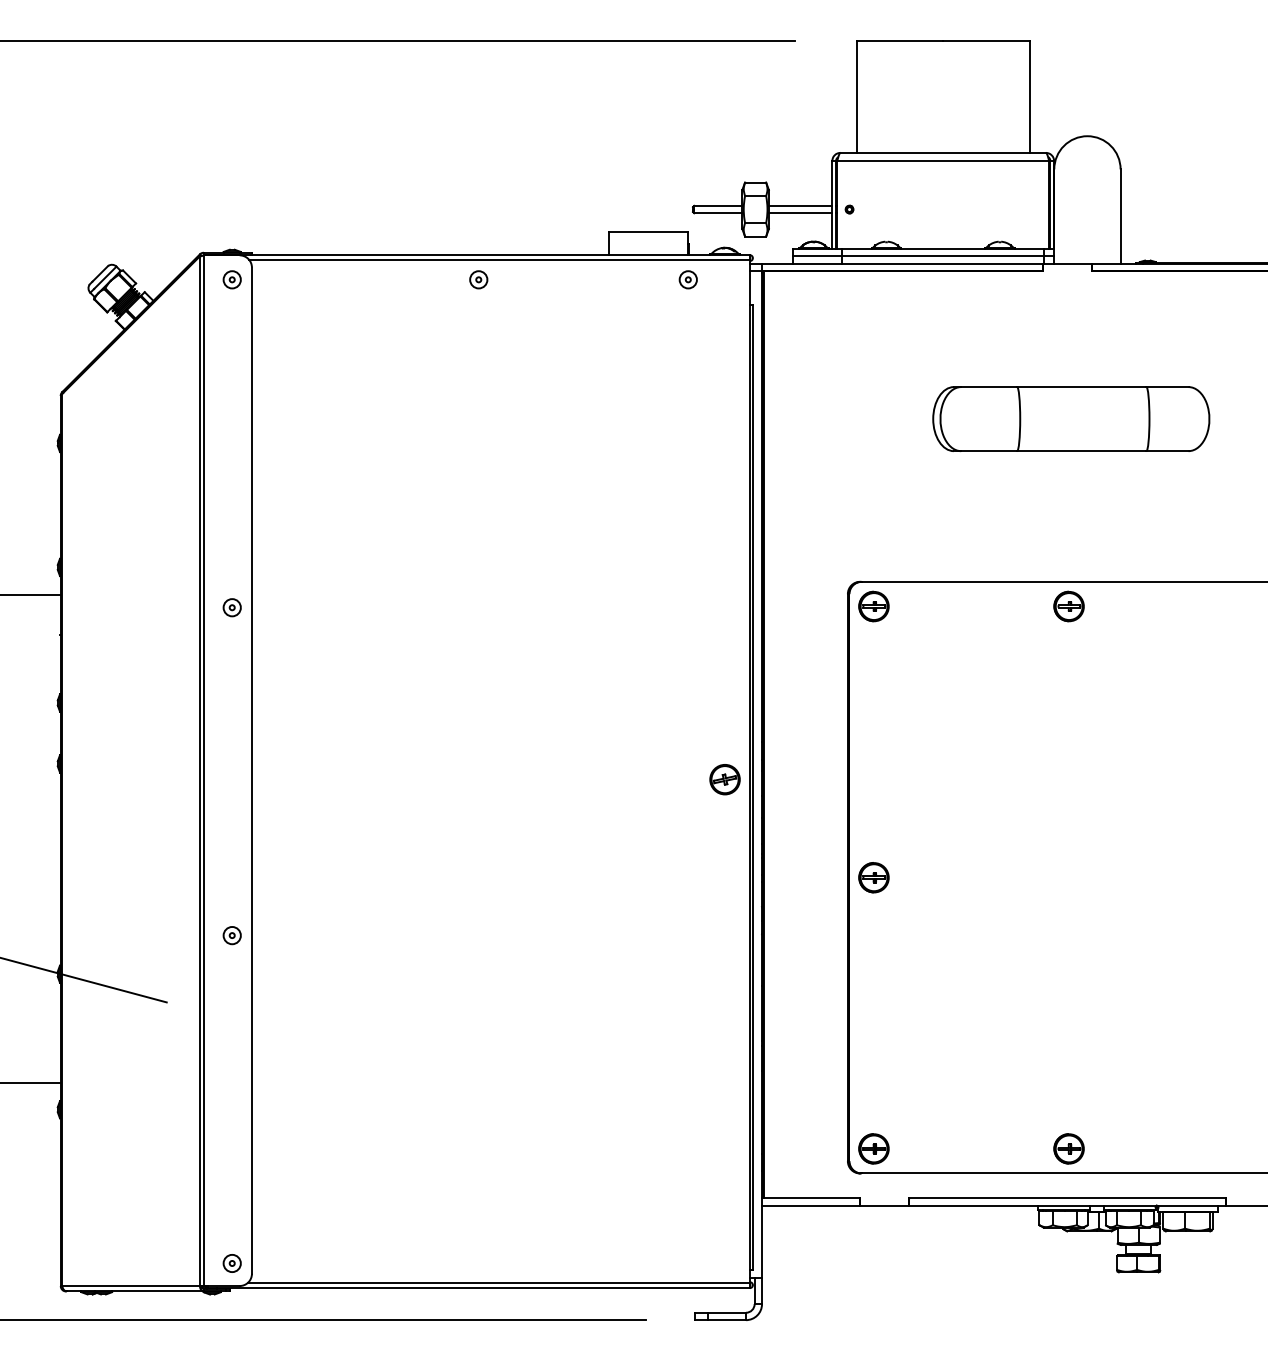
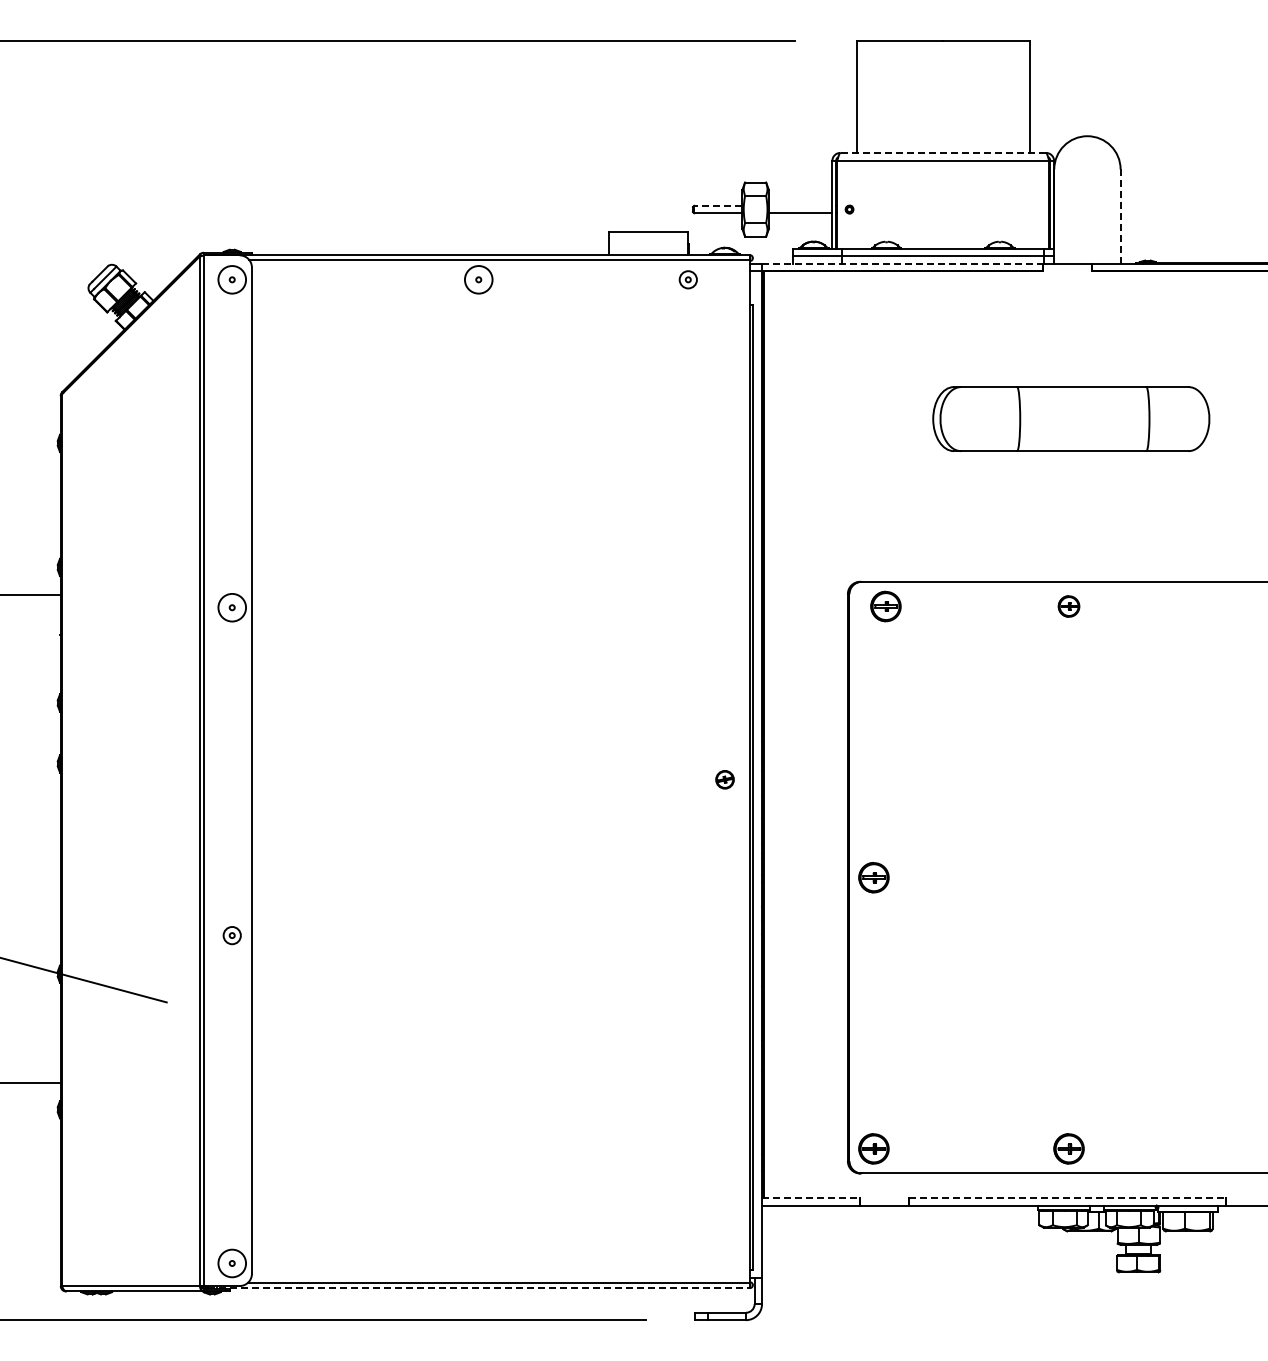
line: solid -> dashed (943, 152)
line: solid -> dashed (717, 205)
line: present -> none (800, 205)
line: solid -> dashed (1120, 216)
line: solid -> dashed (902, 263)
circle diameter: 17 px -> 28 px (232, 279)
circle diameter: 17 px -> 28 px (478, 279)
part position: (873, 606) -> (885, 606) (885, 606)
part size: 32x33 px -> 24x23 px (1068, 606)
circle diameter: 17 px -> 28 px (232, 607)
part size: 32x32 px -> 20x20 px (724, 779)
line: solid -> dashed (810, 1198)
line: solid -> dashed (1067, 1198)
circle diameter: 17 px -> 28 px (232, 1263)
line: solid -> dashed (479, 1288)
